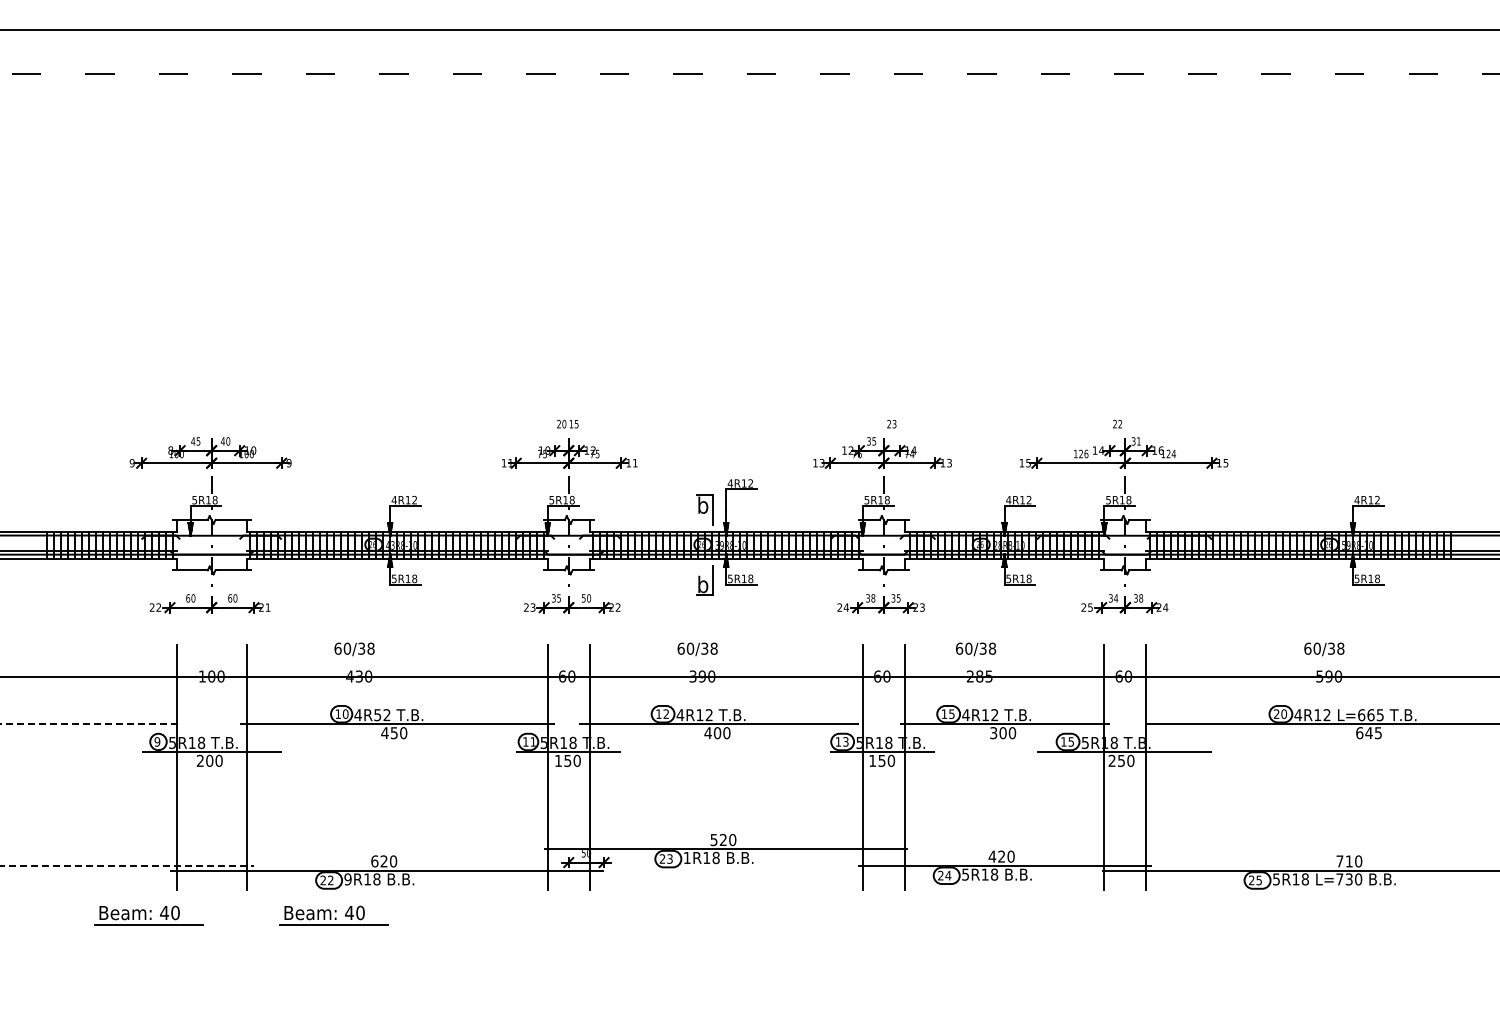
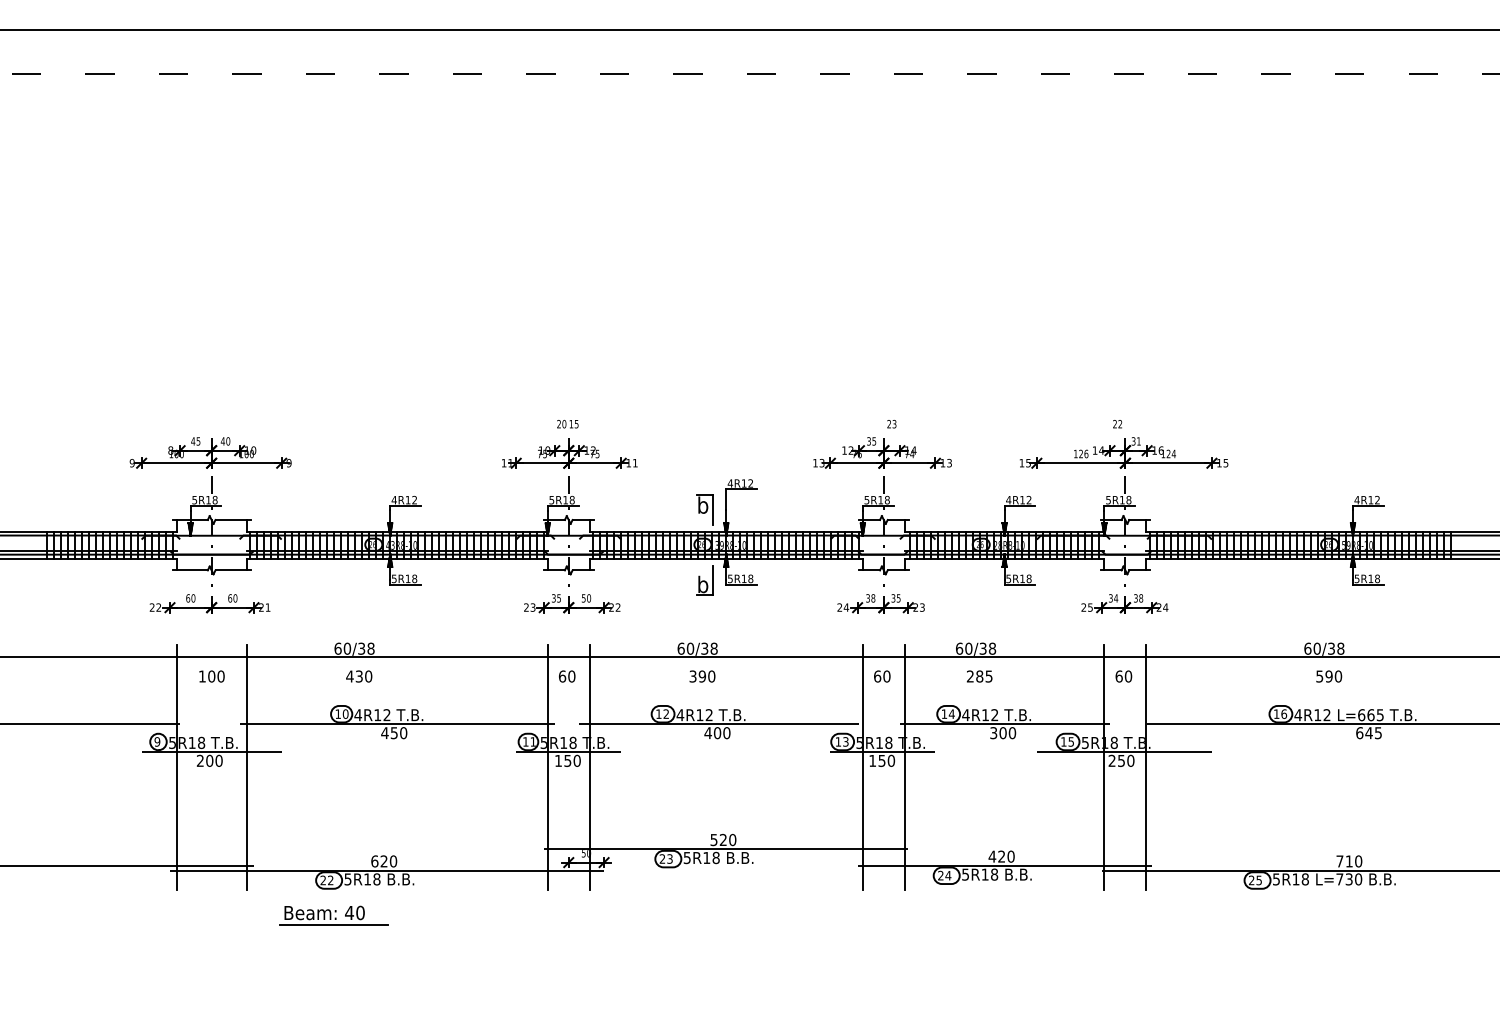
line position: (749, 676) -> (749, 656) (749, 656)
text: 15 -> 14 (951, 713)
text: 20 -> 16 (1280, 713)
text: 4R52 -> 4R12 (377, 715)
line: dashed -> solid (90, 724)
text: 1R18 -> 5R18 (686, 858)
line: dashed -> solid (127, 865)
text: 9R18 -> 5R18 (347, 879)
part: present -> none (148, 915)
